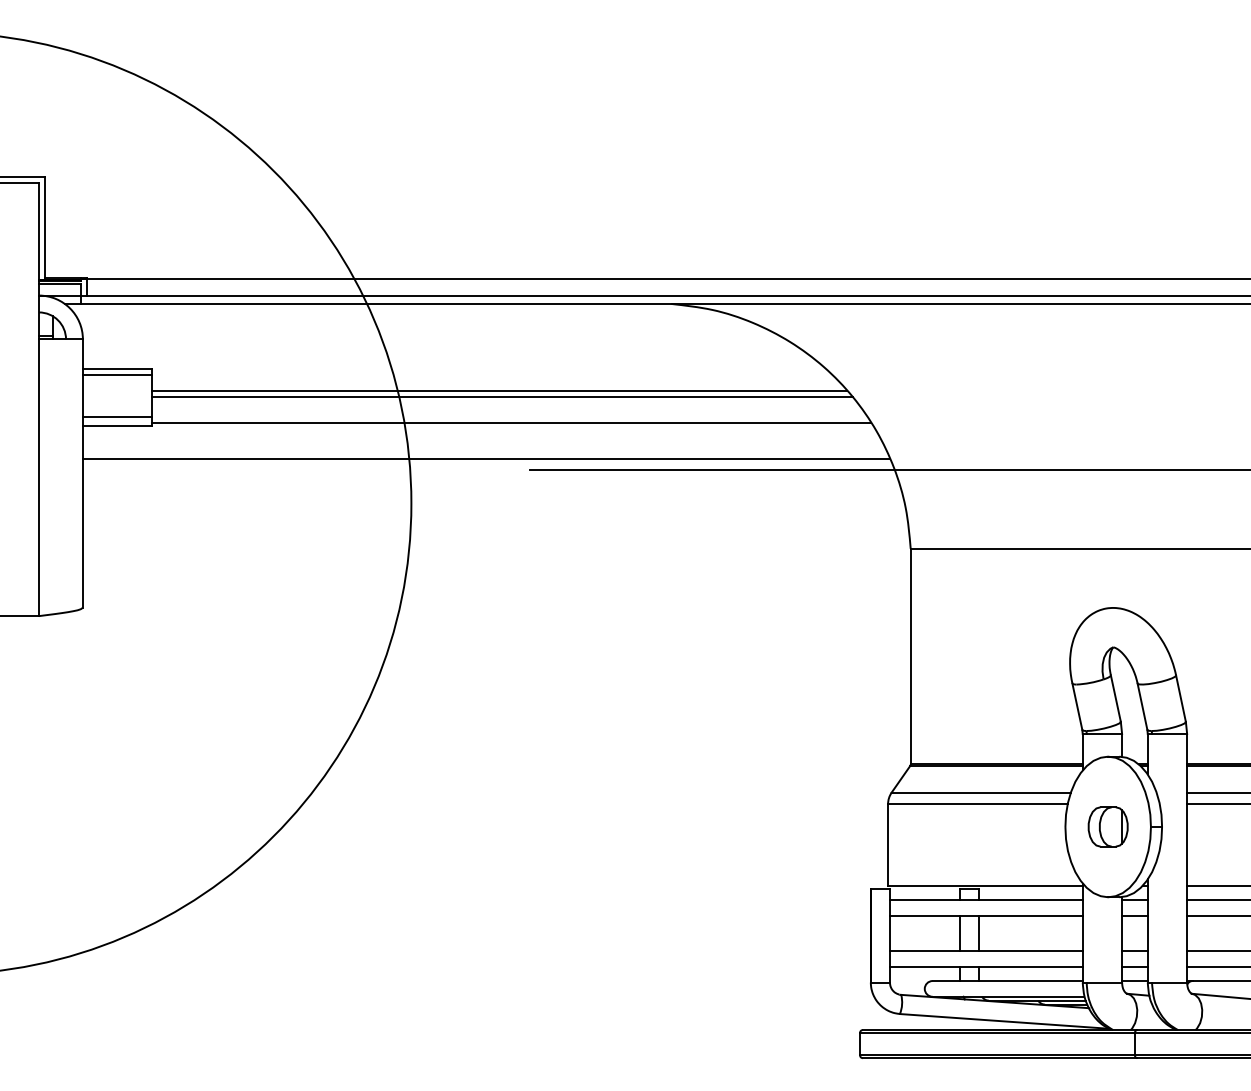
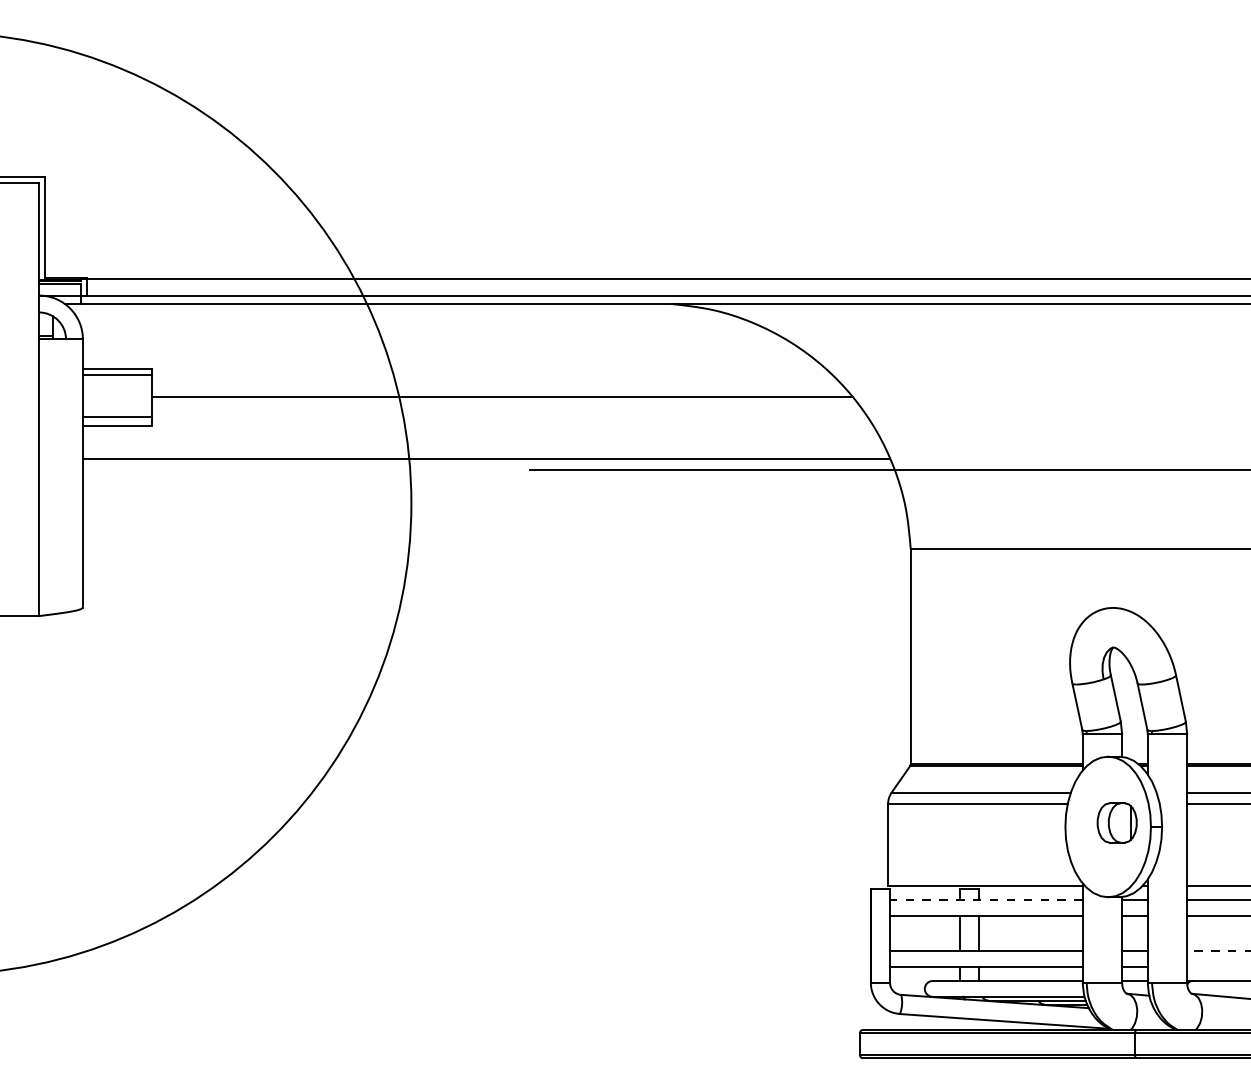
line: present -> none (499, 391)
line: present -> none (510, 423)
part position: (1107, 826) -> (1116, 822) (1116, 822)
line: solid -> dashed (985, 900)
line: solid -> dashed (1218, 951)
line: present -> none (1217, 966)
